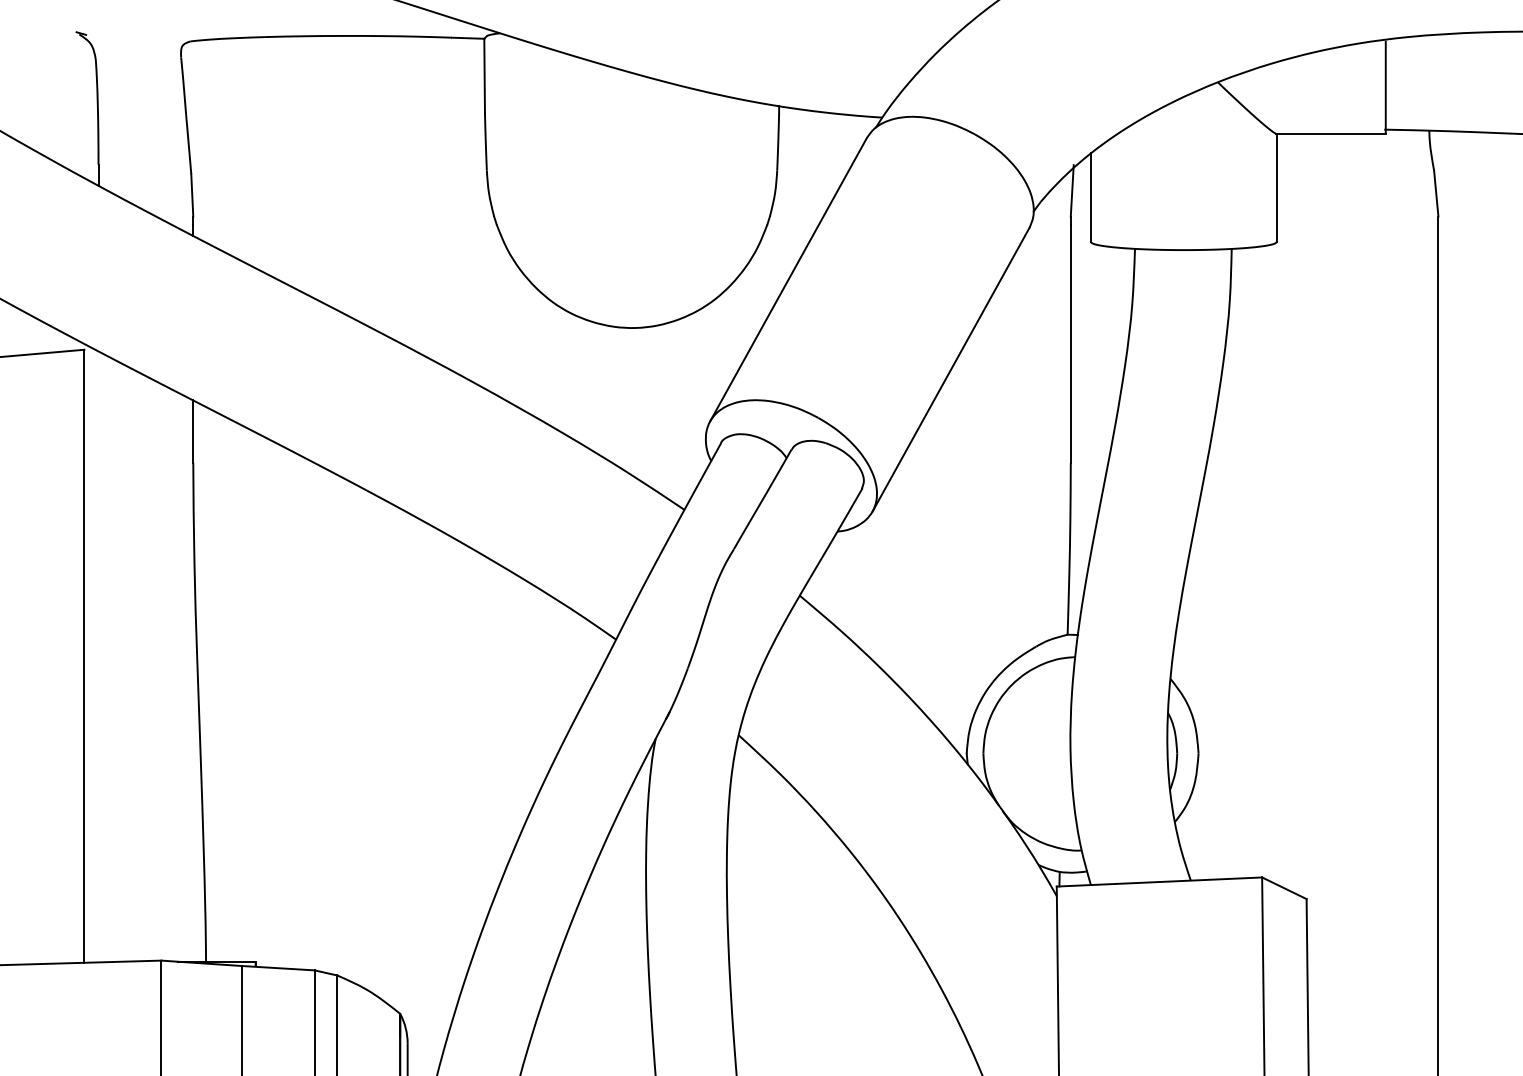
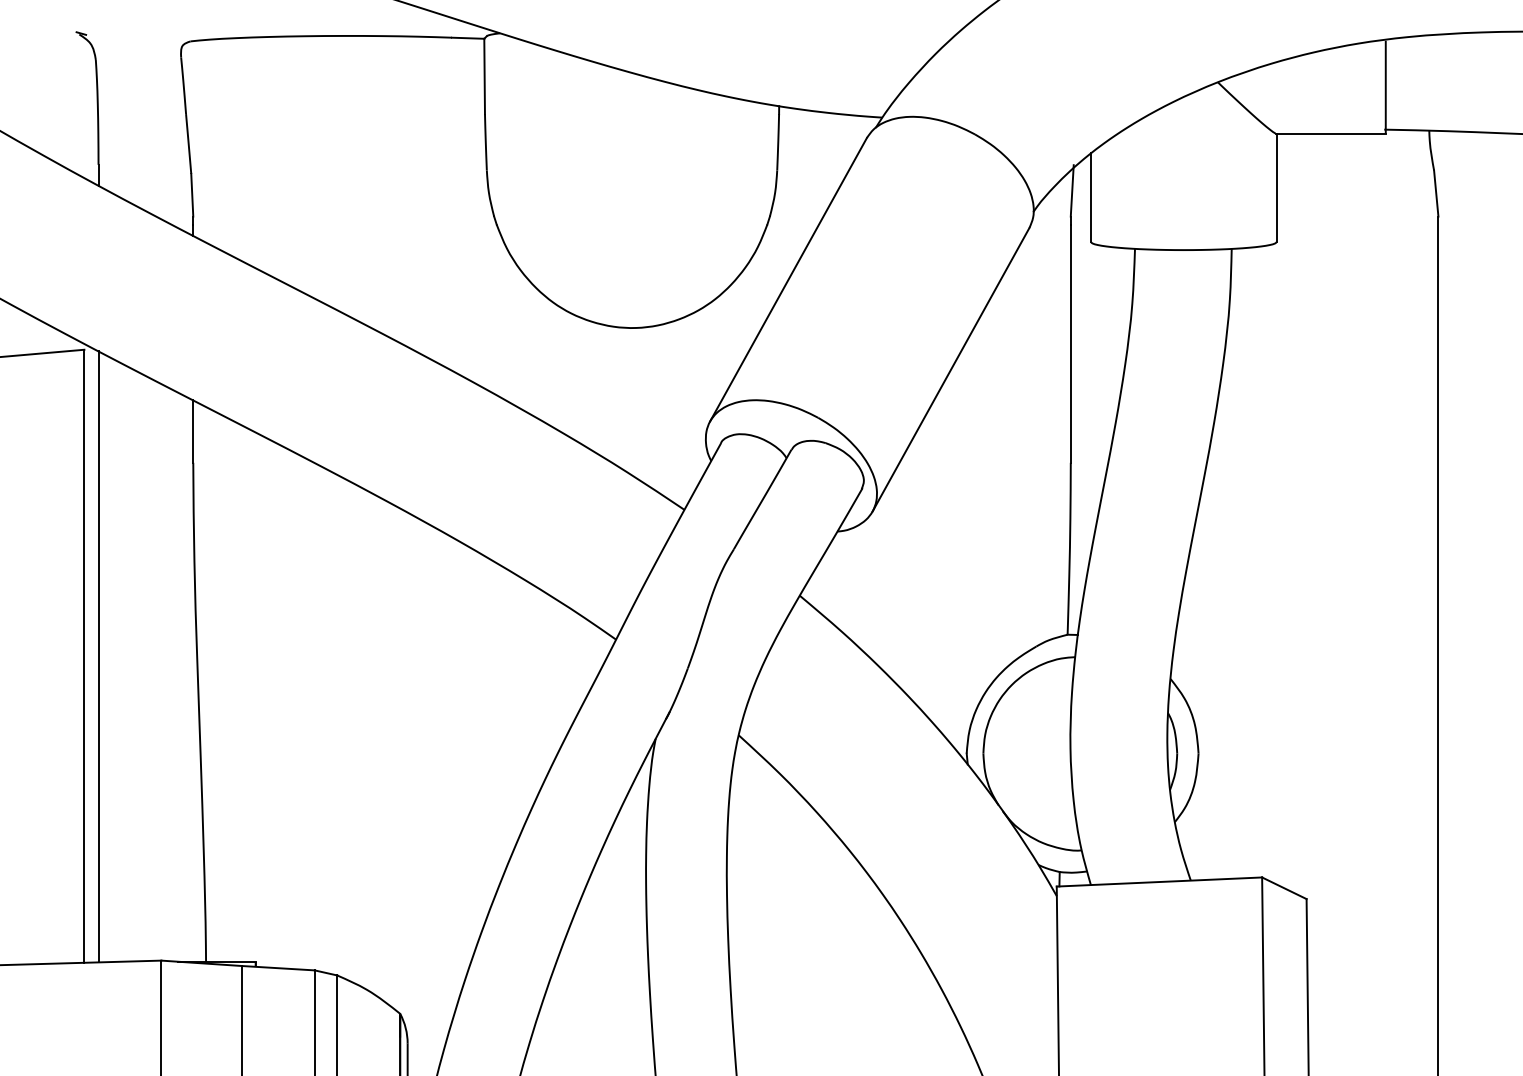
line: none -> present (98, 656)
